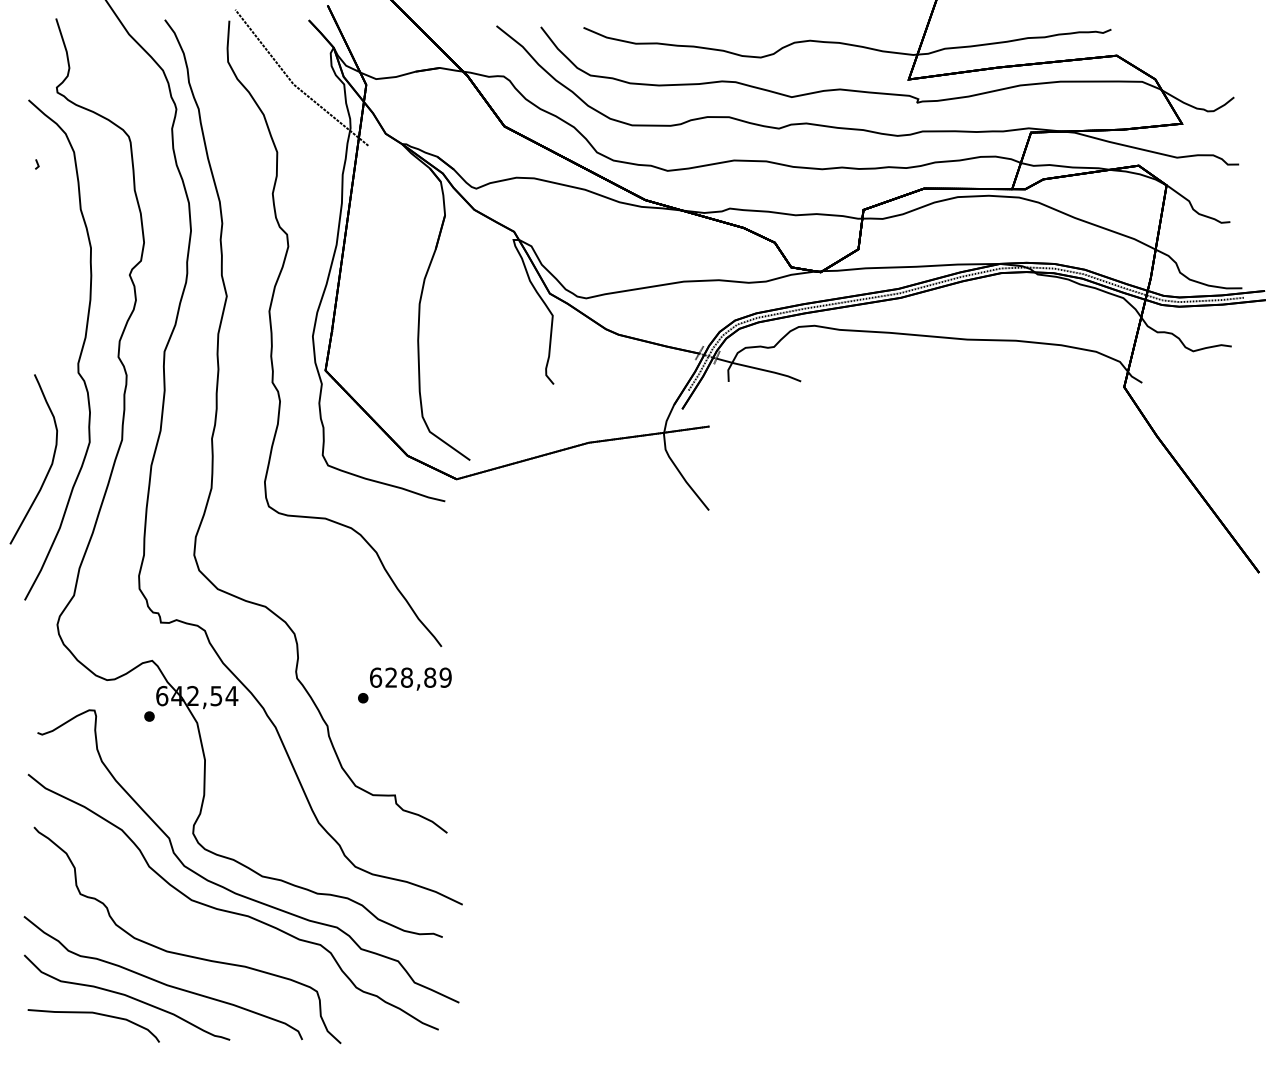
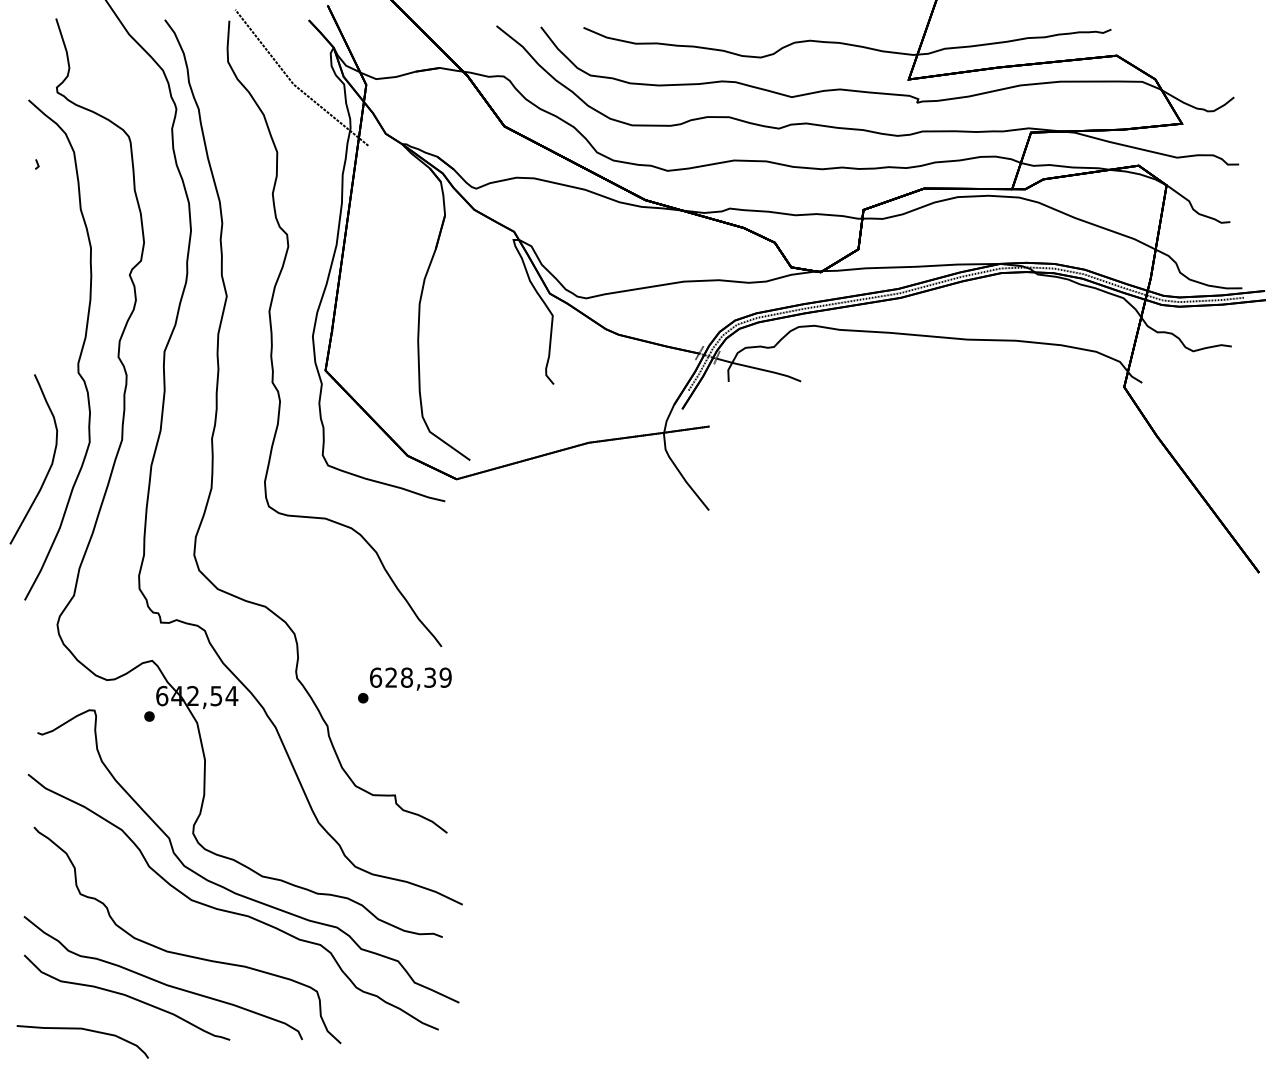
text: 628,89 -> 628,39 (430, 677)
part position: (95, 1014) -> (84, 1030) (84, 1030)
